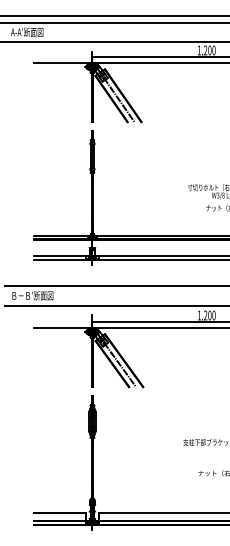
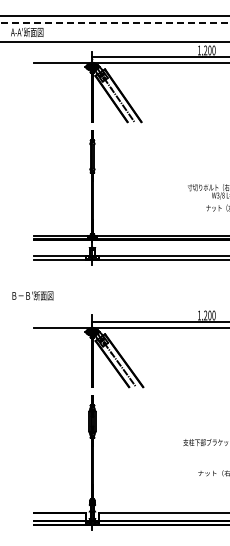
line: solid -> dashed (115, 22)
line: present -> none (115, 286)
line: present -> none (115, 305)
